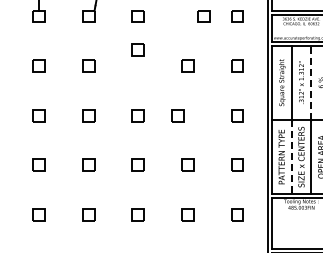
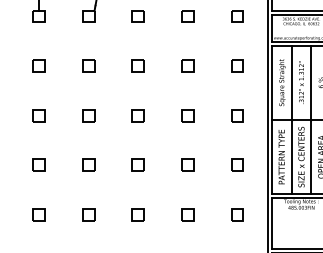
part position: (203, 16) -> (187, 16) (187, 16)
part position: (137, 49) -> (137, 65) (137, 65)
line: dashed -> solid (311, 82)
part position: (177, 115) -> (187, 115) (187, 115)
line: dashed -> solid (291, 157)
